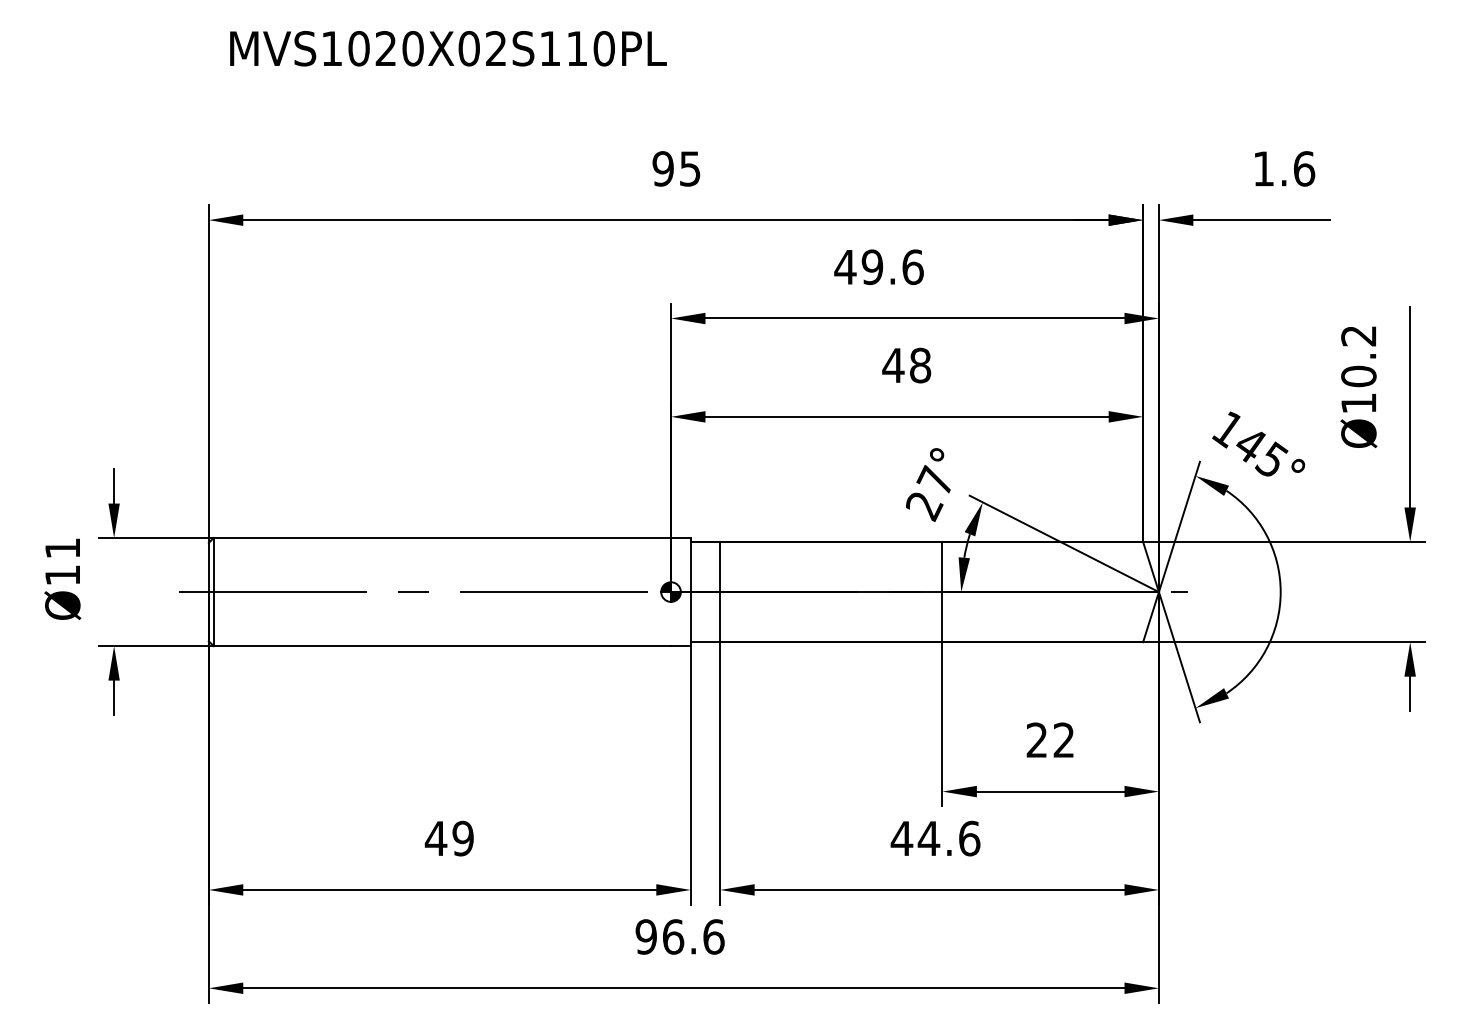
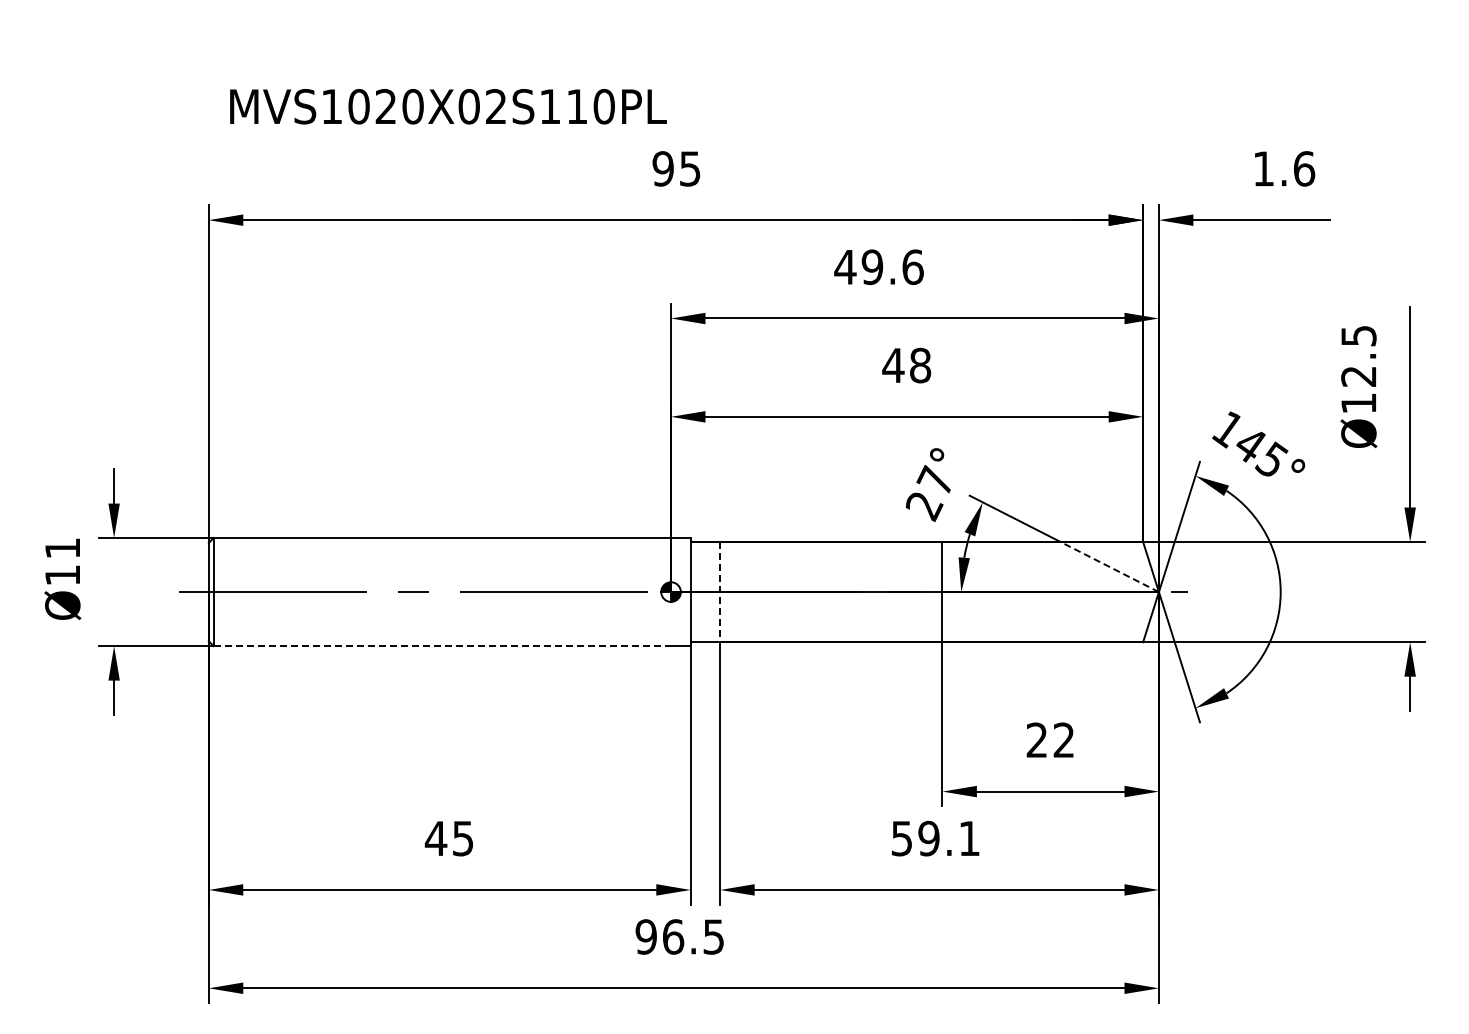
text position: (448, 48) -> (448, 106) (448, 106)
text: Ø10.2 -> Ø12.5 (1358, 356)
line: solid -> dashed (1109, 566)
line: solid -> dashed (720, 592)
line: solid -> dashed (442, 646)
text: 49 -> 45 (462, 838)
text: 44.6 -> 59.1 (935, 838)
text: 96.6 -> 96.5 (713, 936)
